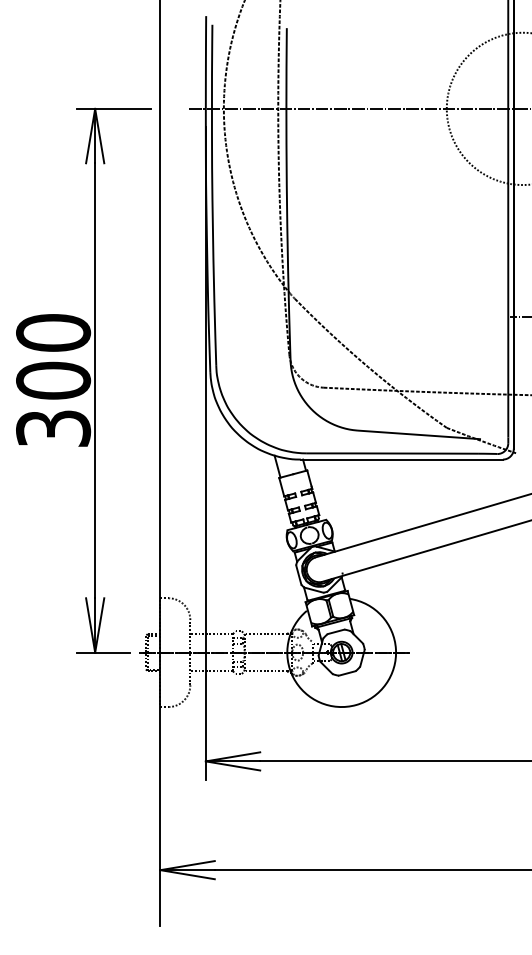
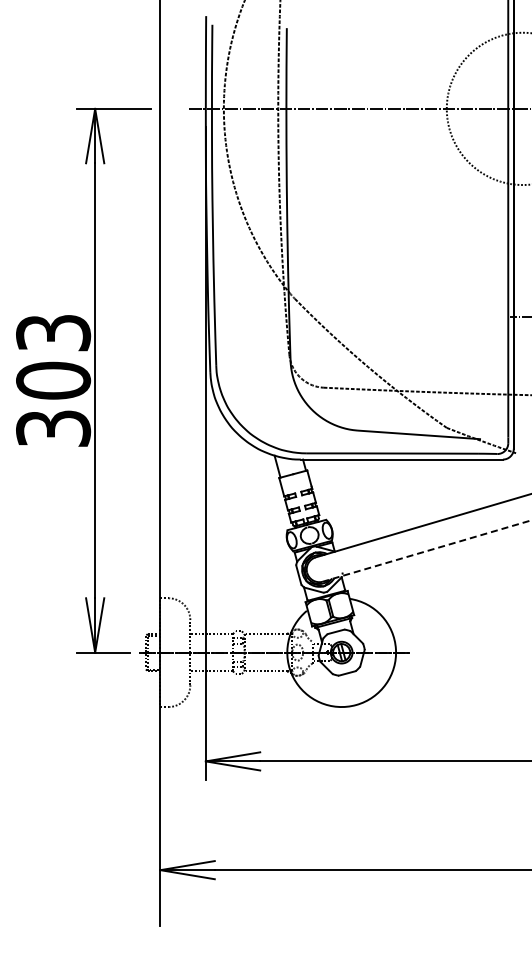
text: 300 -> 303 (53, 332)
line: solid -> dashed (427, 550)
